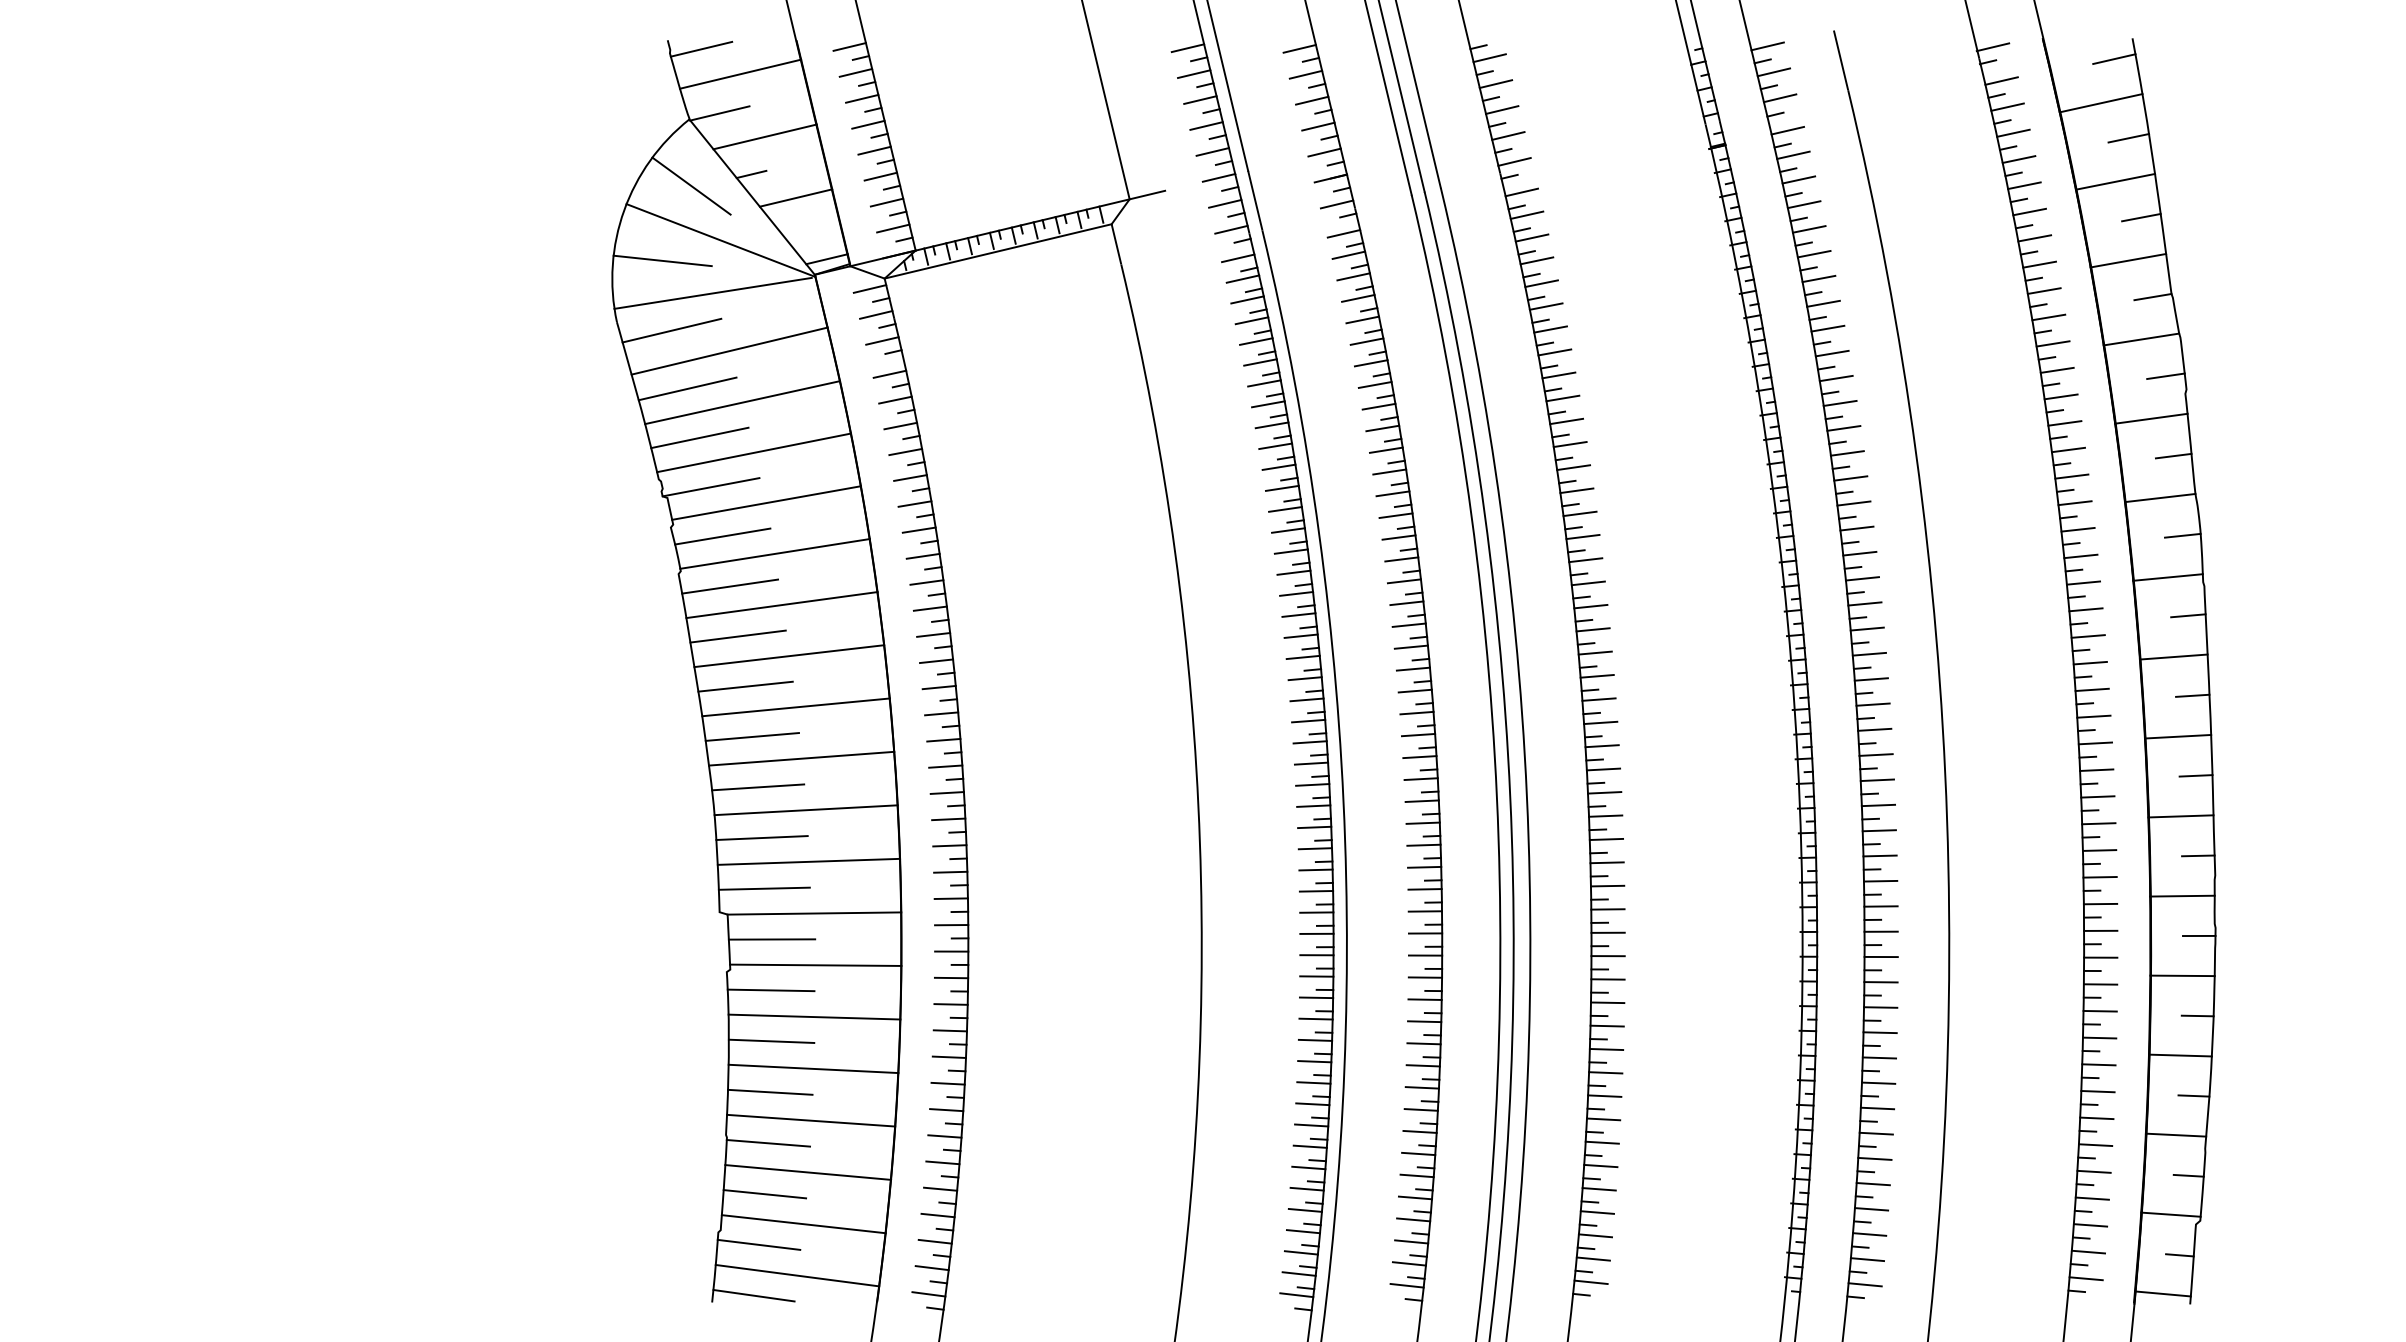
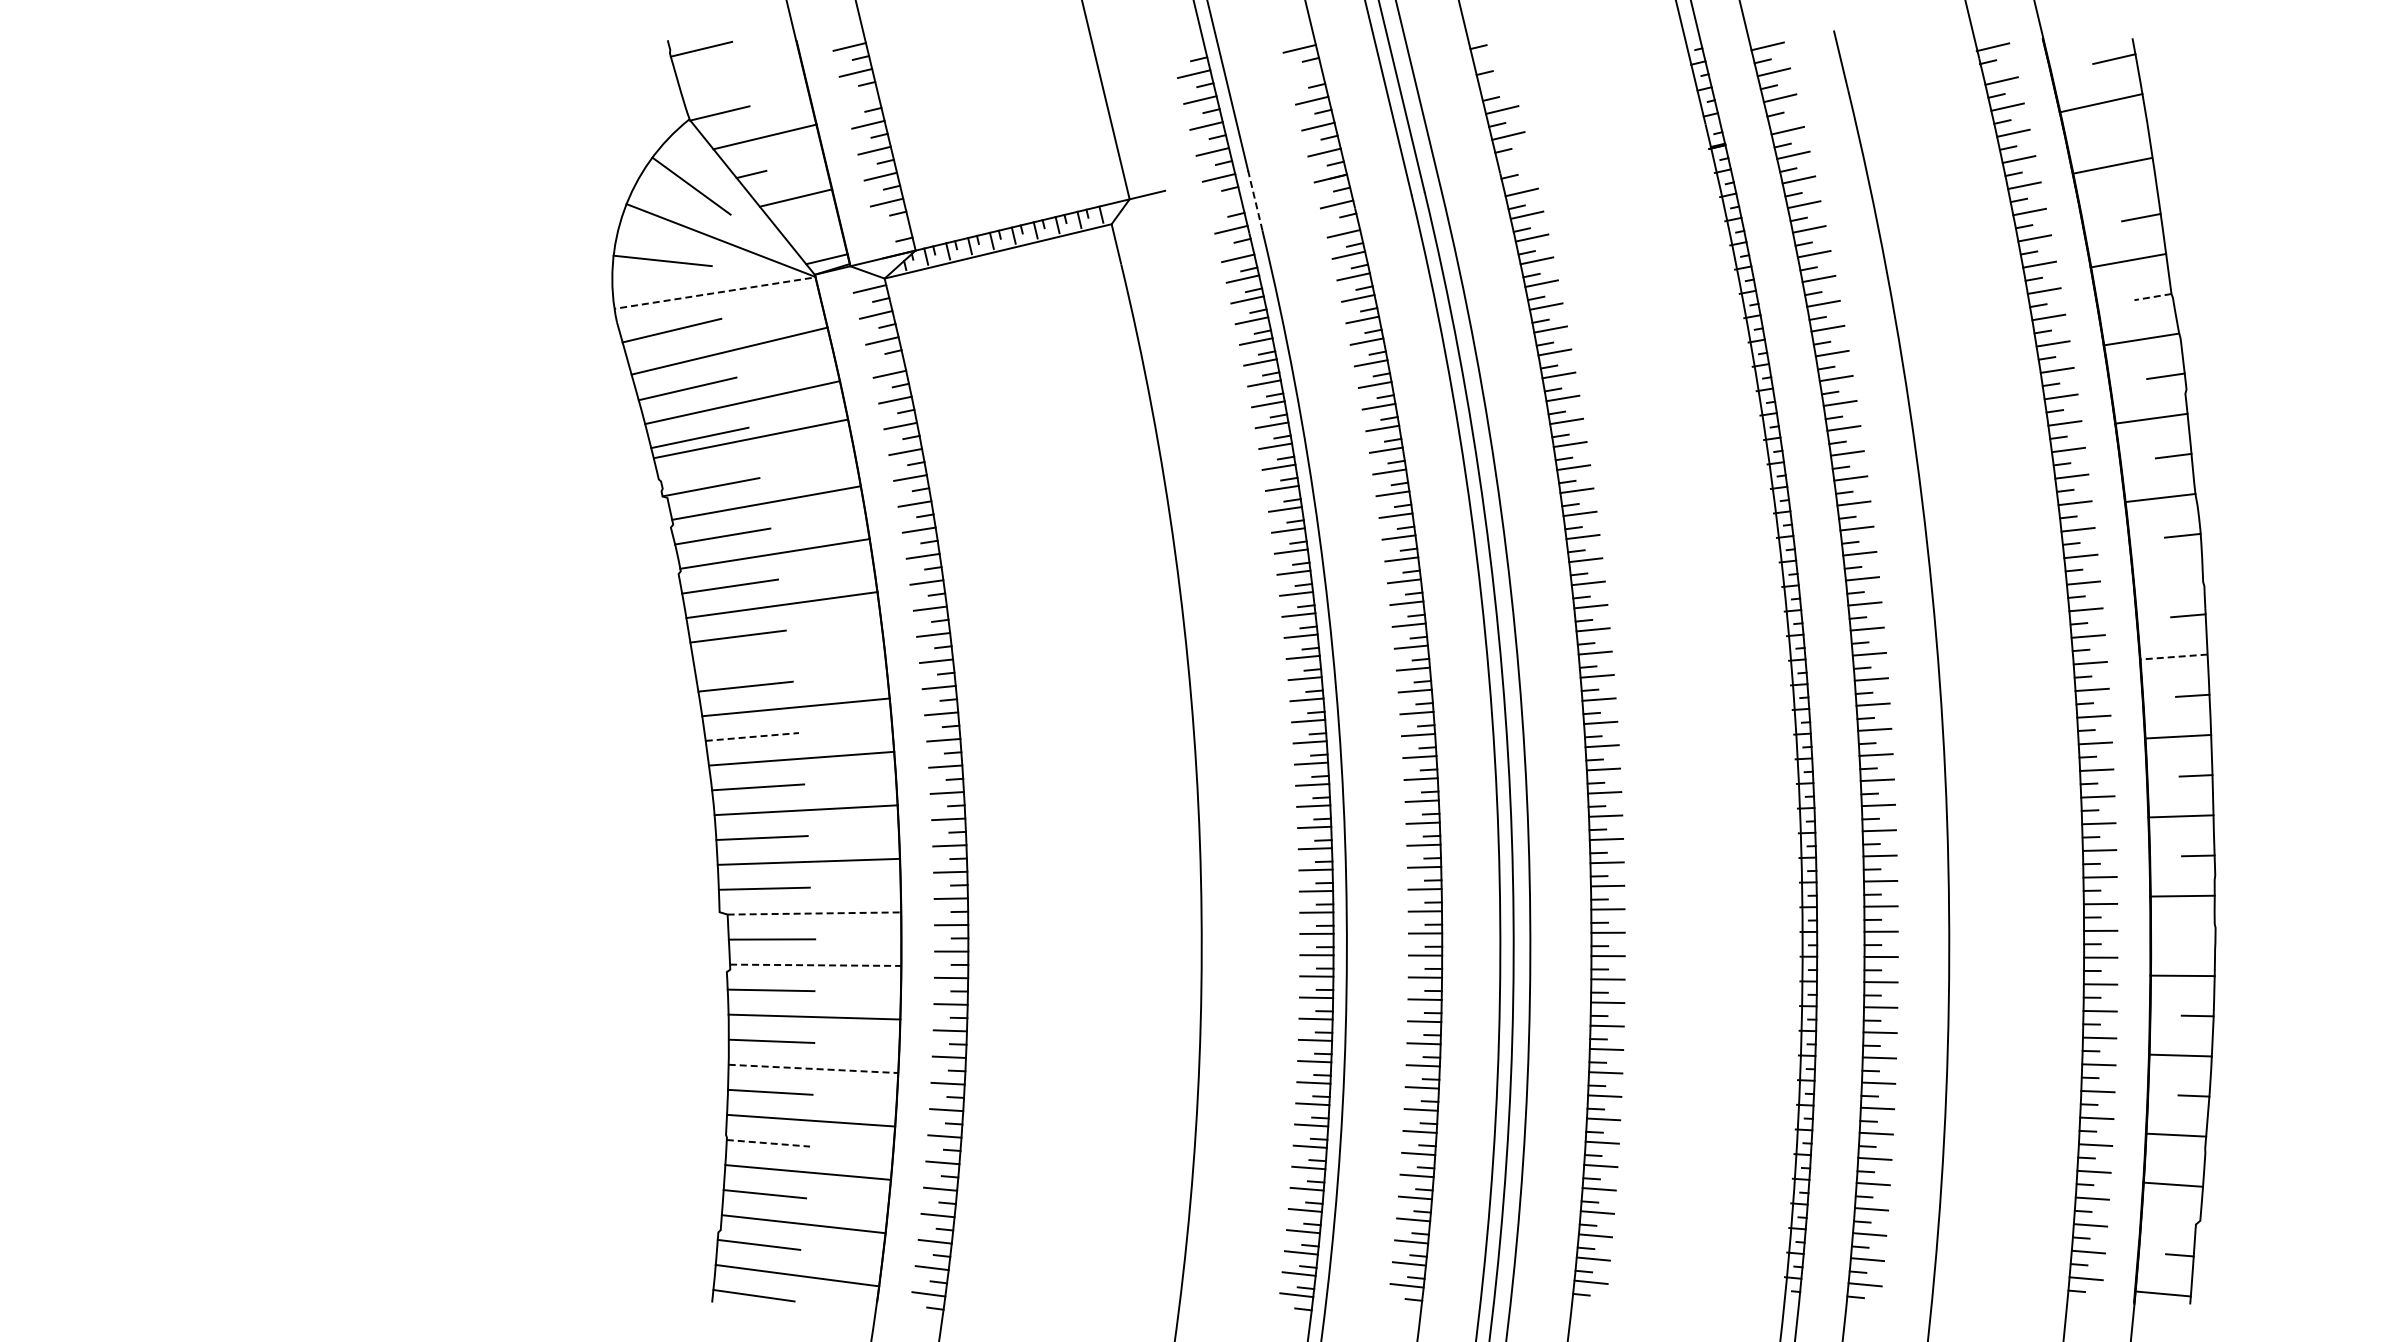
line: present -> none (1187, 48)
line: present -> none (1489, 58)
line: present -> none (740, 73)
line: present -> none (1305, 74)
line: present -> none (1495, 84)
line: present -> none (862, 98)
line: present -> none (2128, 138)
line: present -> none (1514, 161)
line position: (2115, 181) -> (2112, 165) (2112, 165)
line: solid -> dashed (1255, 200)
line: present -> none (1225, 203)
line: present -> none (893, 228)
line: solid -> dashed (713, 293)
line: solid -> dashed (2152, 297)
line position: (754, 452) -> (751, 438) (751, 438)
line: present -> none (2167, 577)
line: present -> none (789, 656)
line: solid -> dashed (2173, 657)
line: solid -> dashed (752, 736)
line: solid -> dashed (814, 913)
line: present -> none (2198, 935)
line: solid -> dashed (815, 965)
line: solid -> dashed (813, 1068)
line: solid -> dashed (768, 1143)
line: present -> none (2188, 1175)
line position: (2170, 1214) -> (2172, 1184) (2172, 1184)
